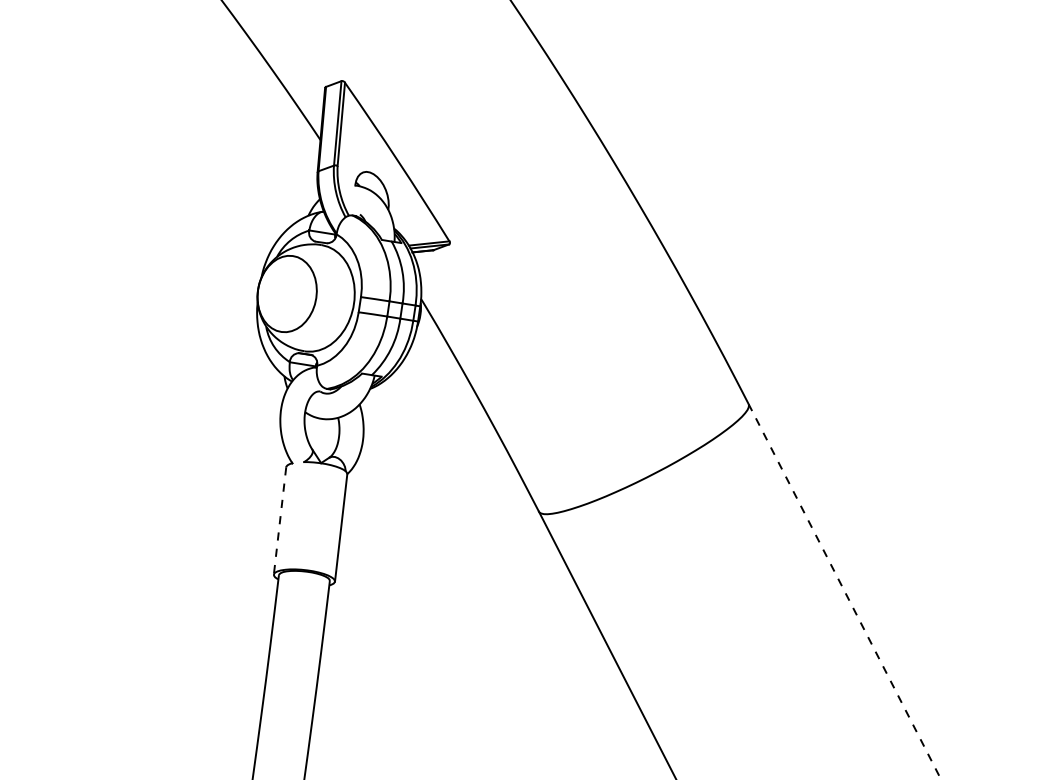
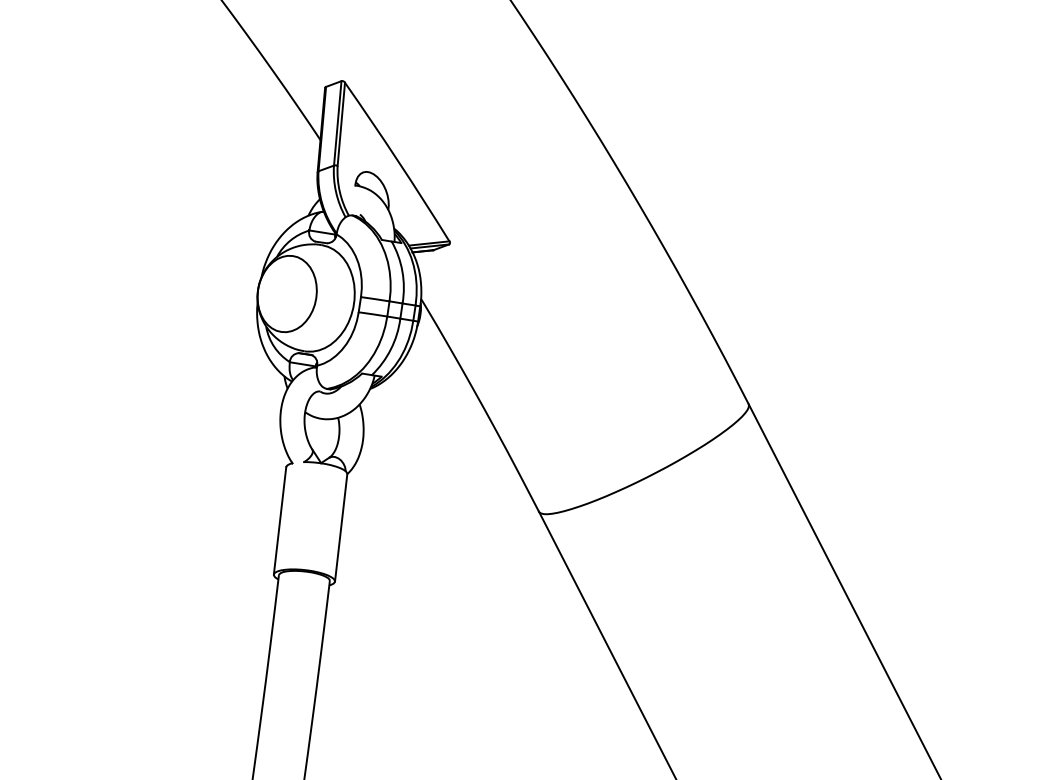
line: dashed -> solid (280, 521)
line: dashed -> solid (844, 591)
